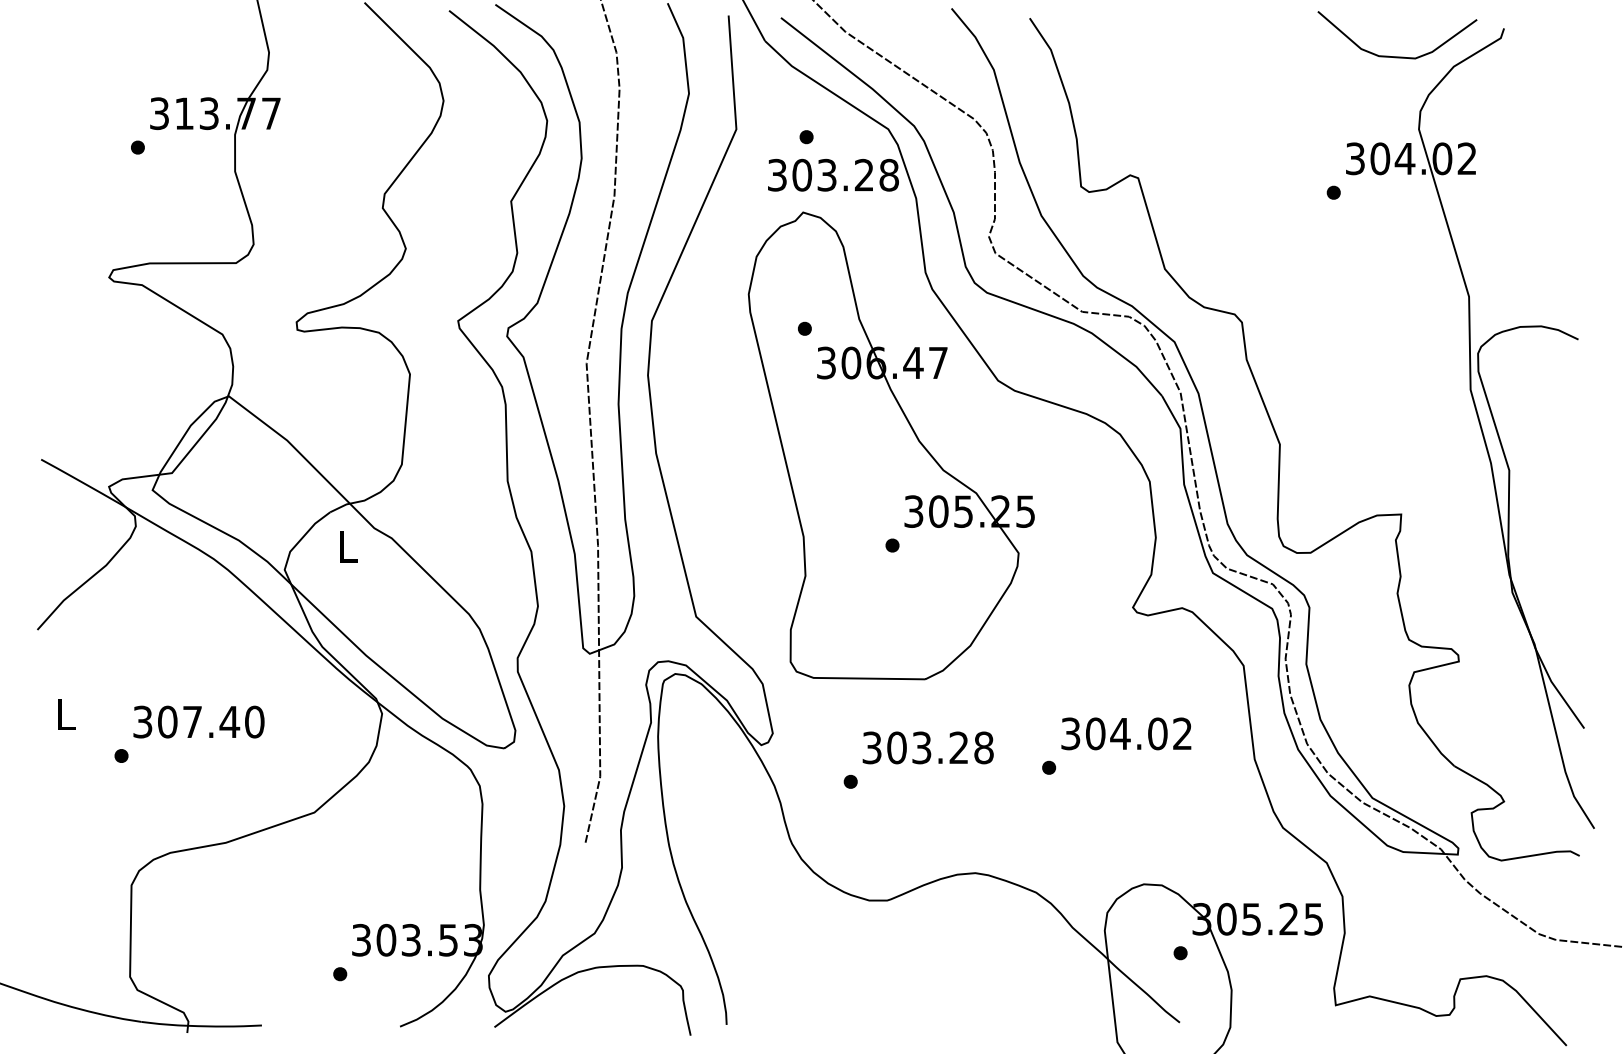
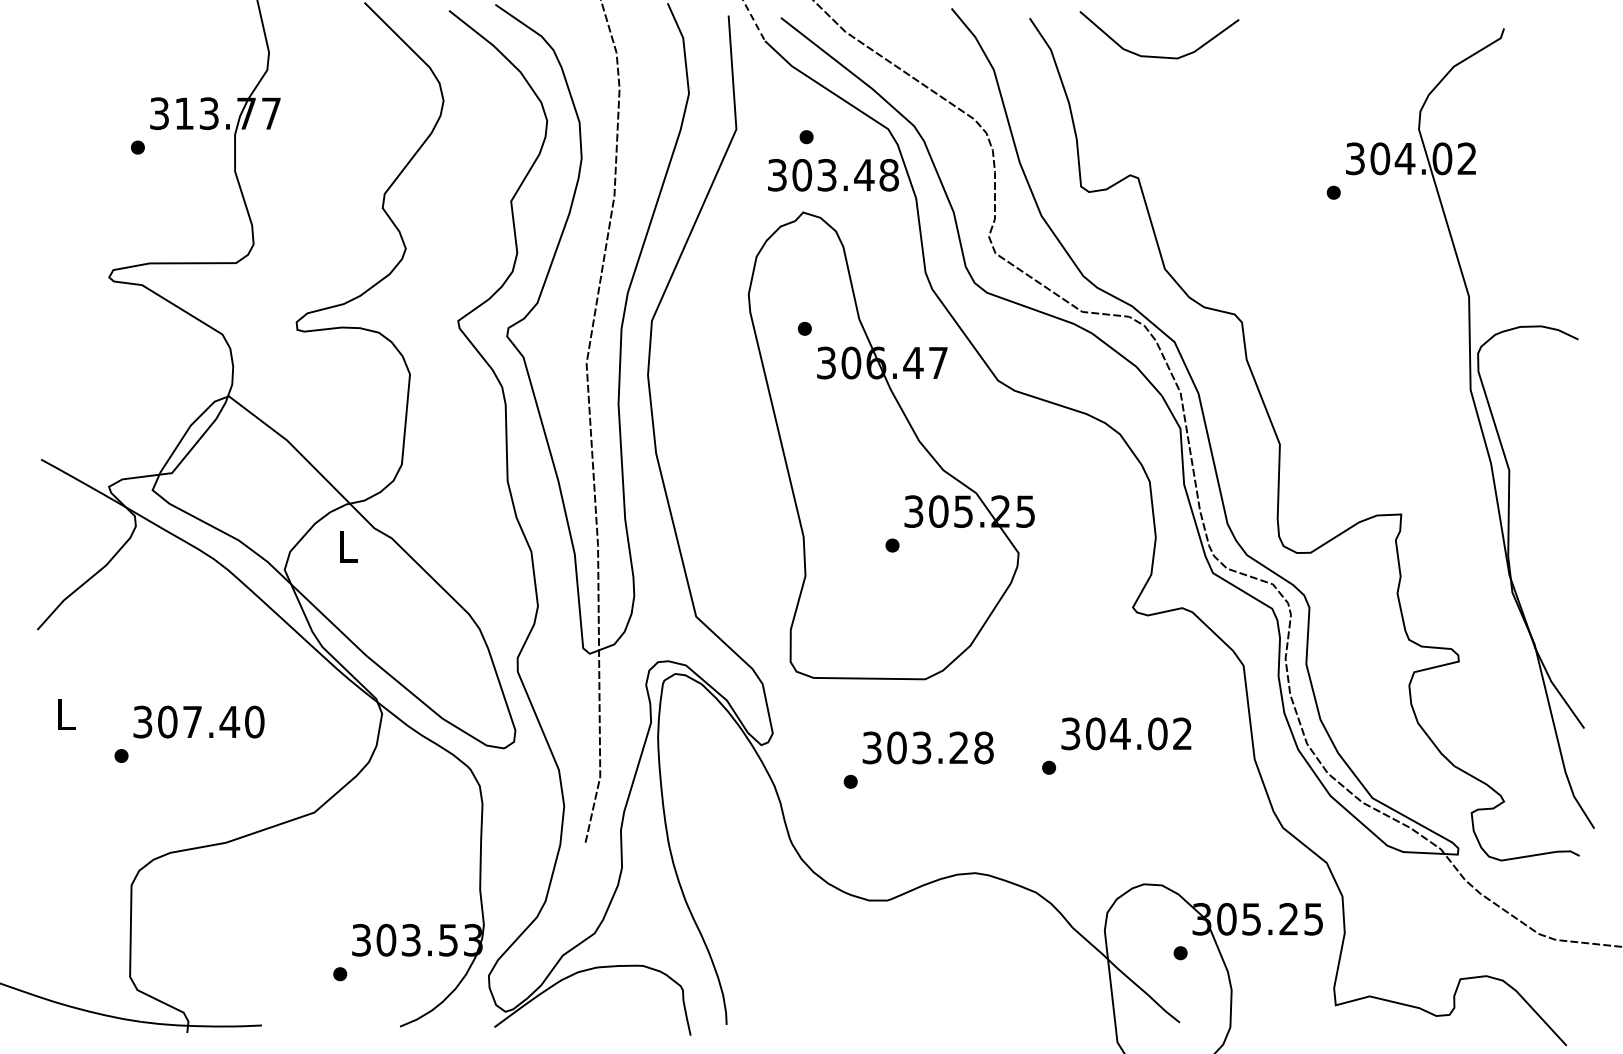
line: solid -> dashed (754, 20)
curve position: (1397, 56) -> (1159, 56) (1159, 56)
text: 303.28 -> 303.48 (864, 174)
